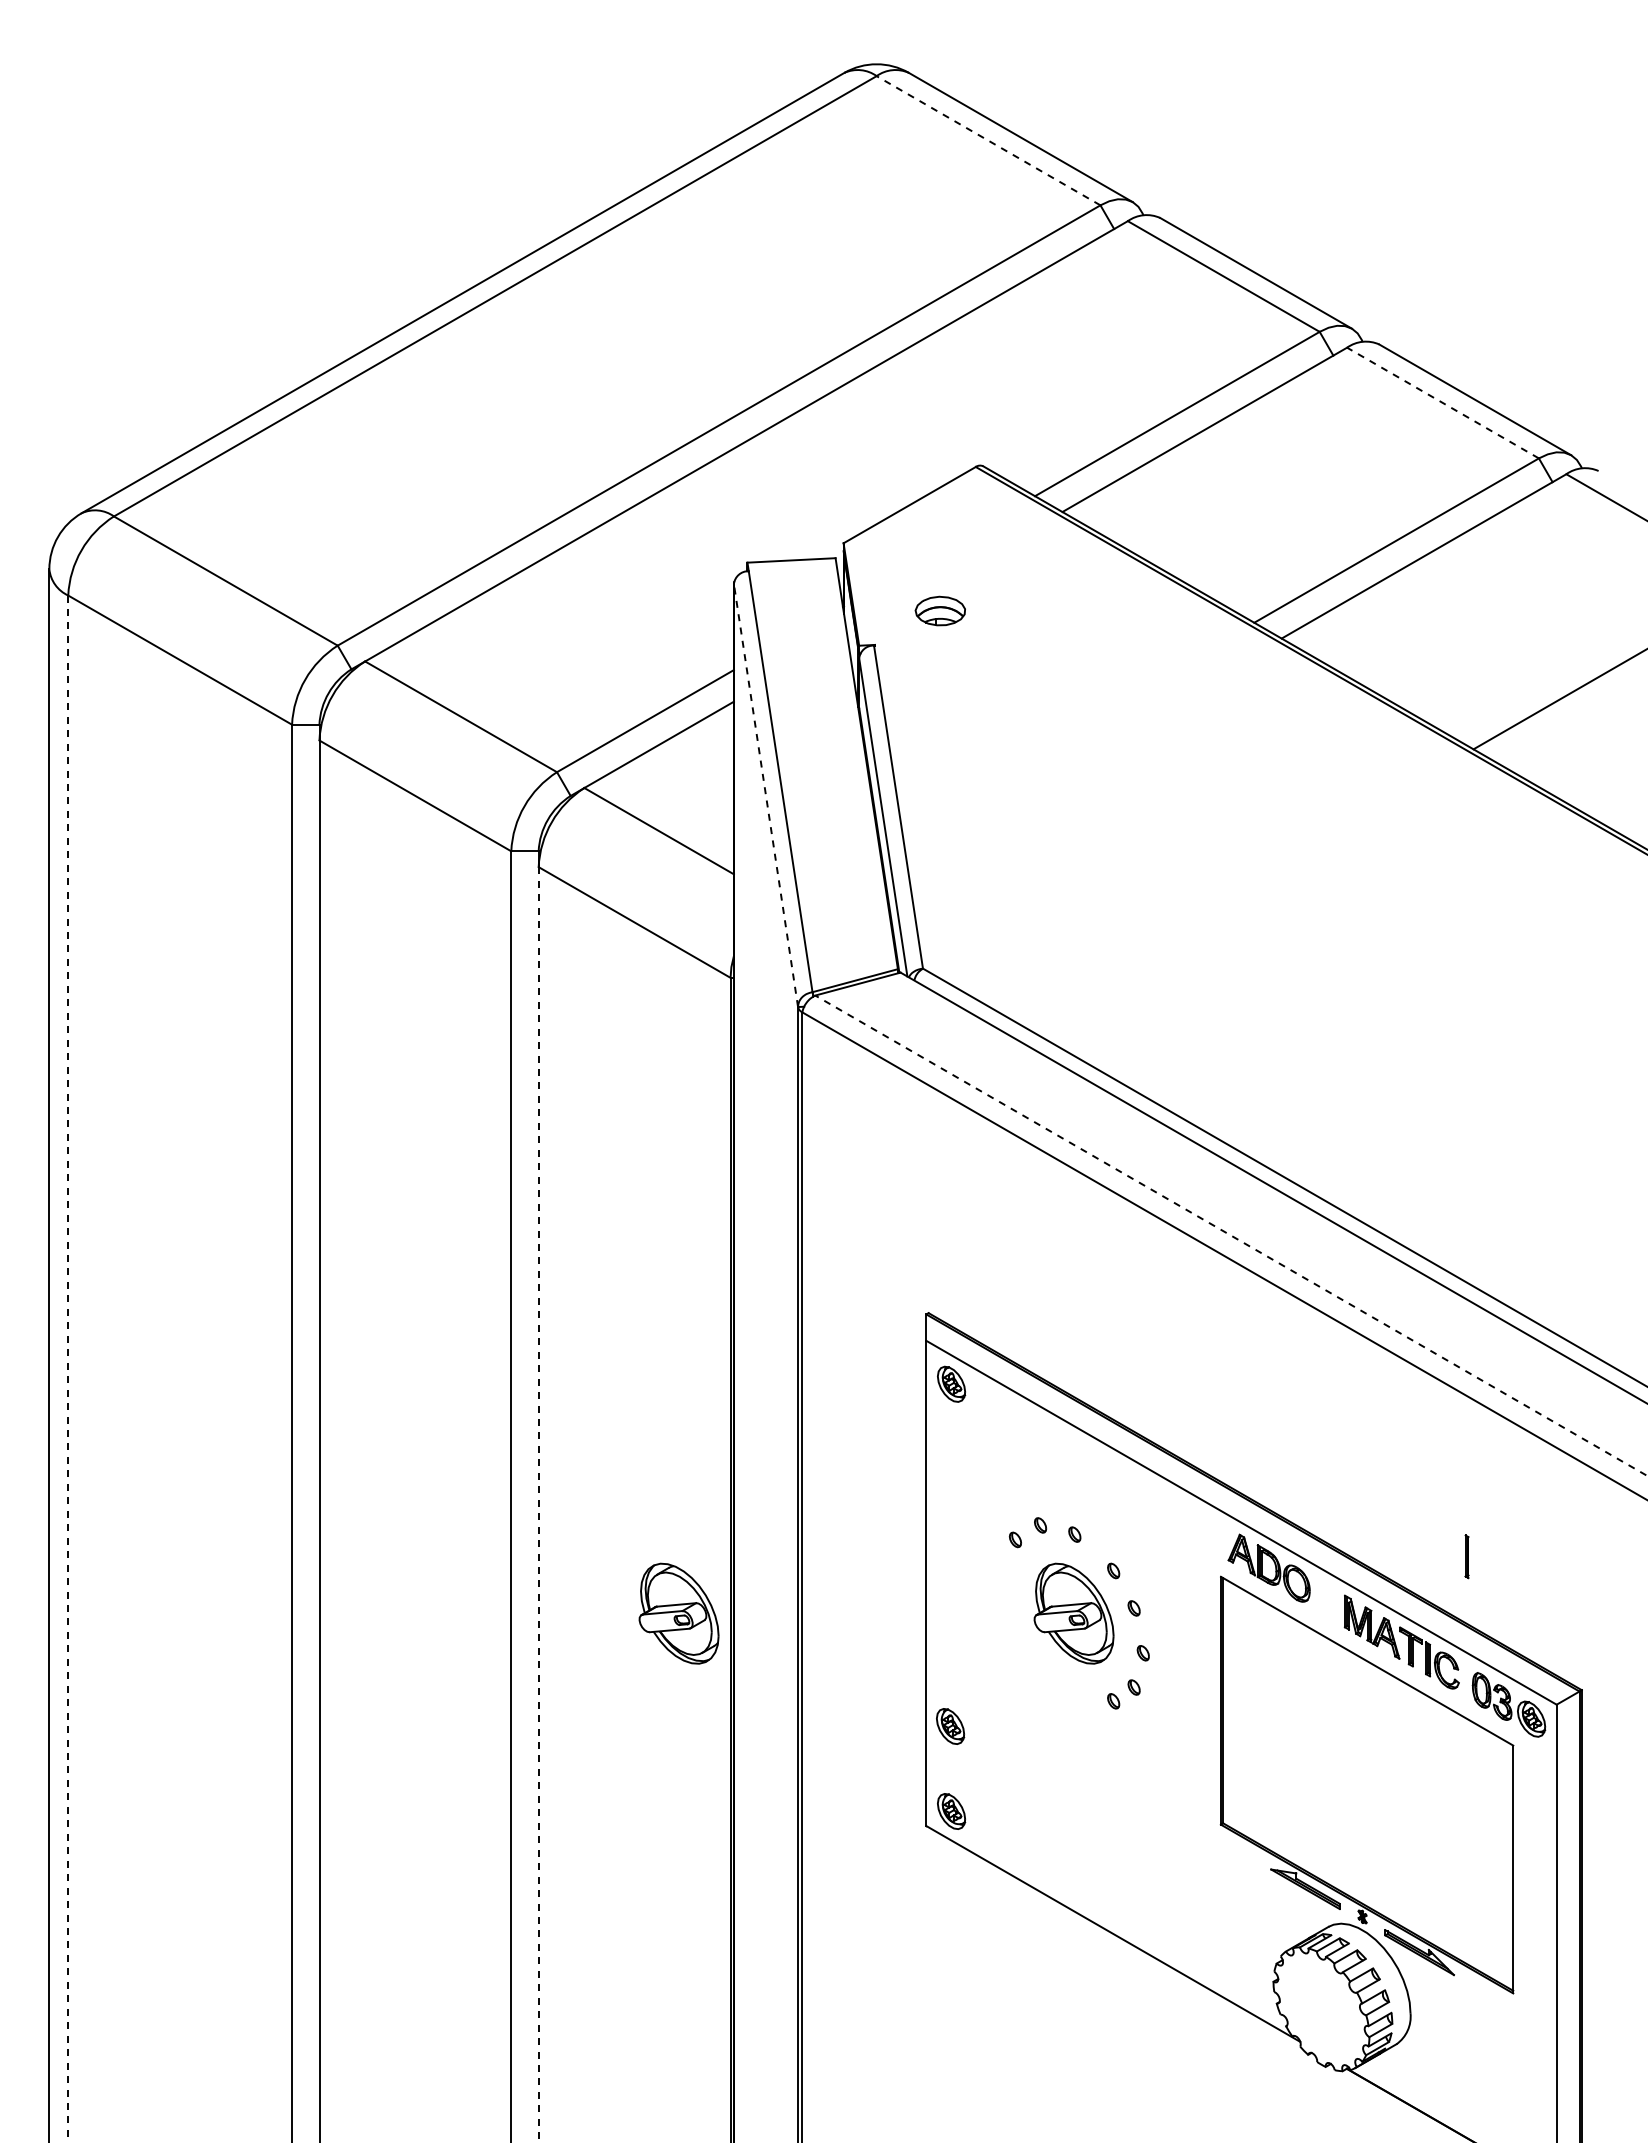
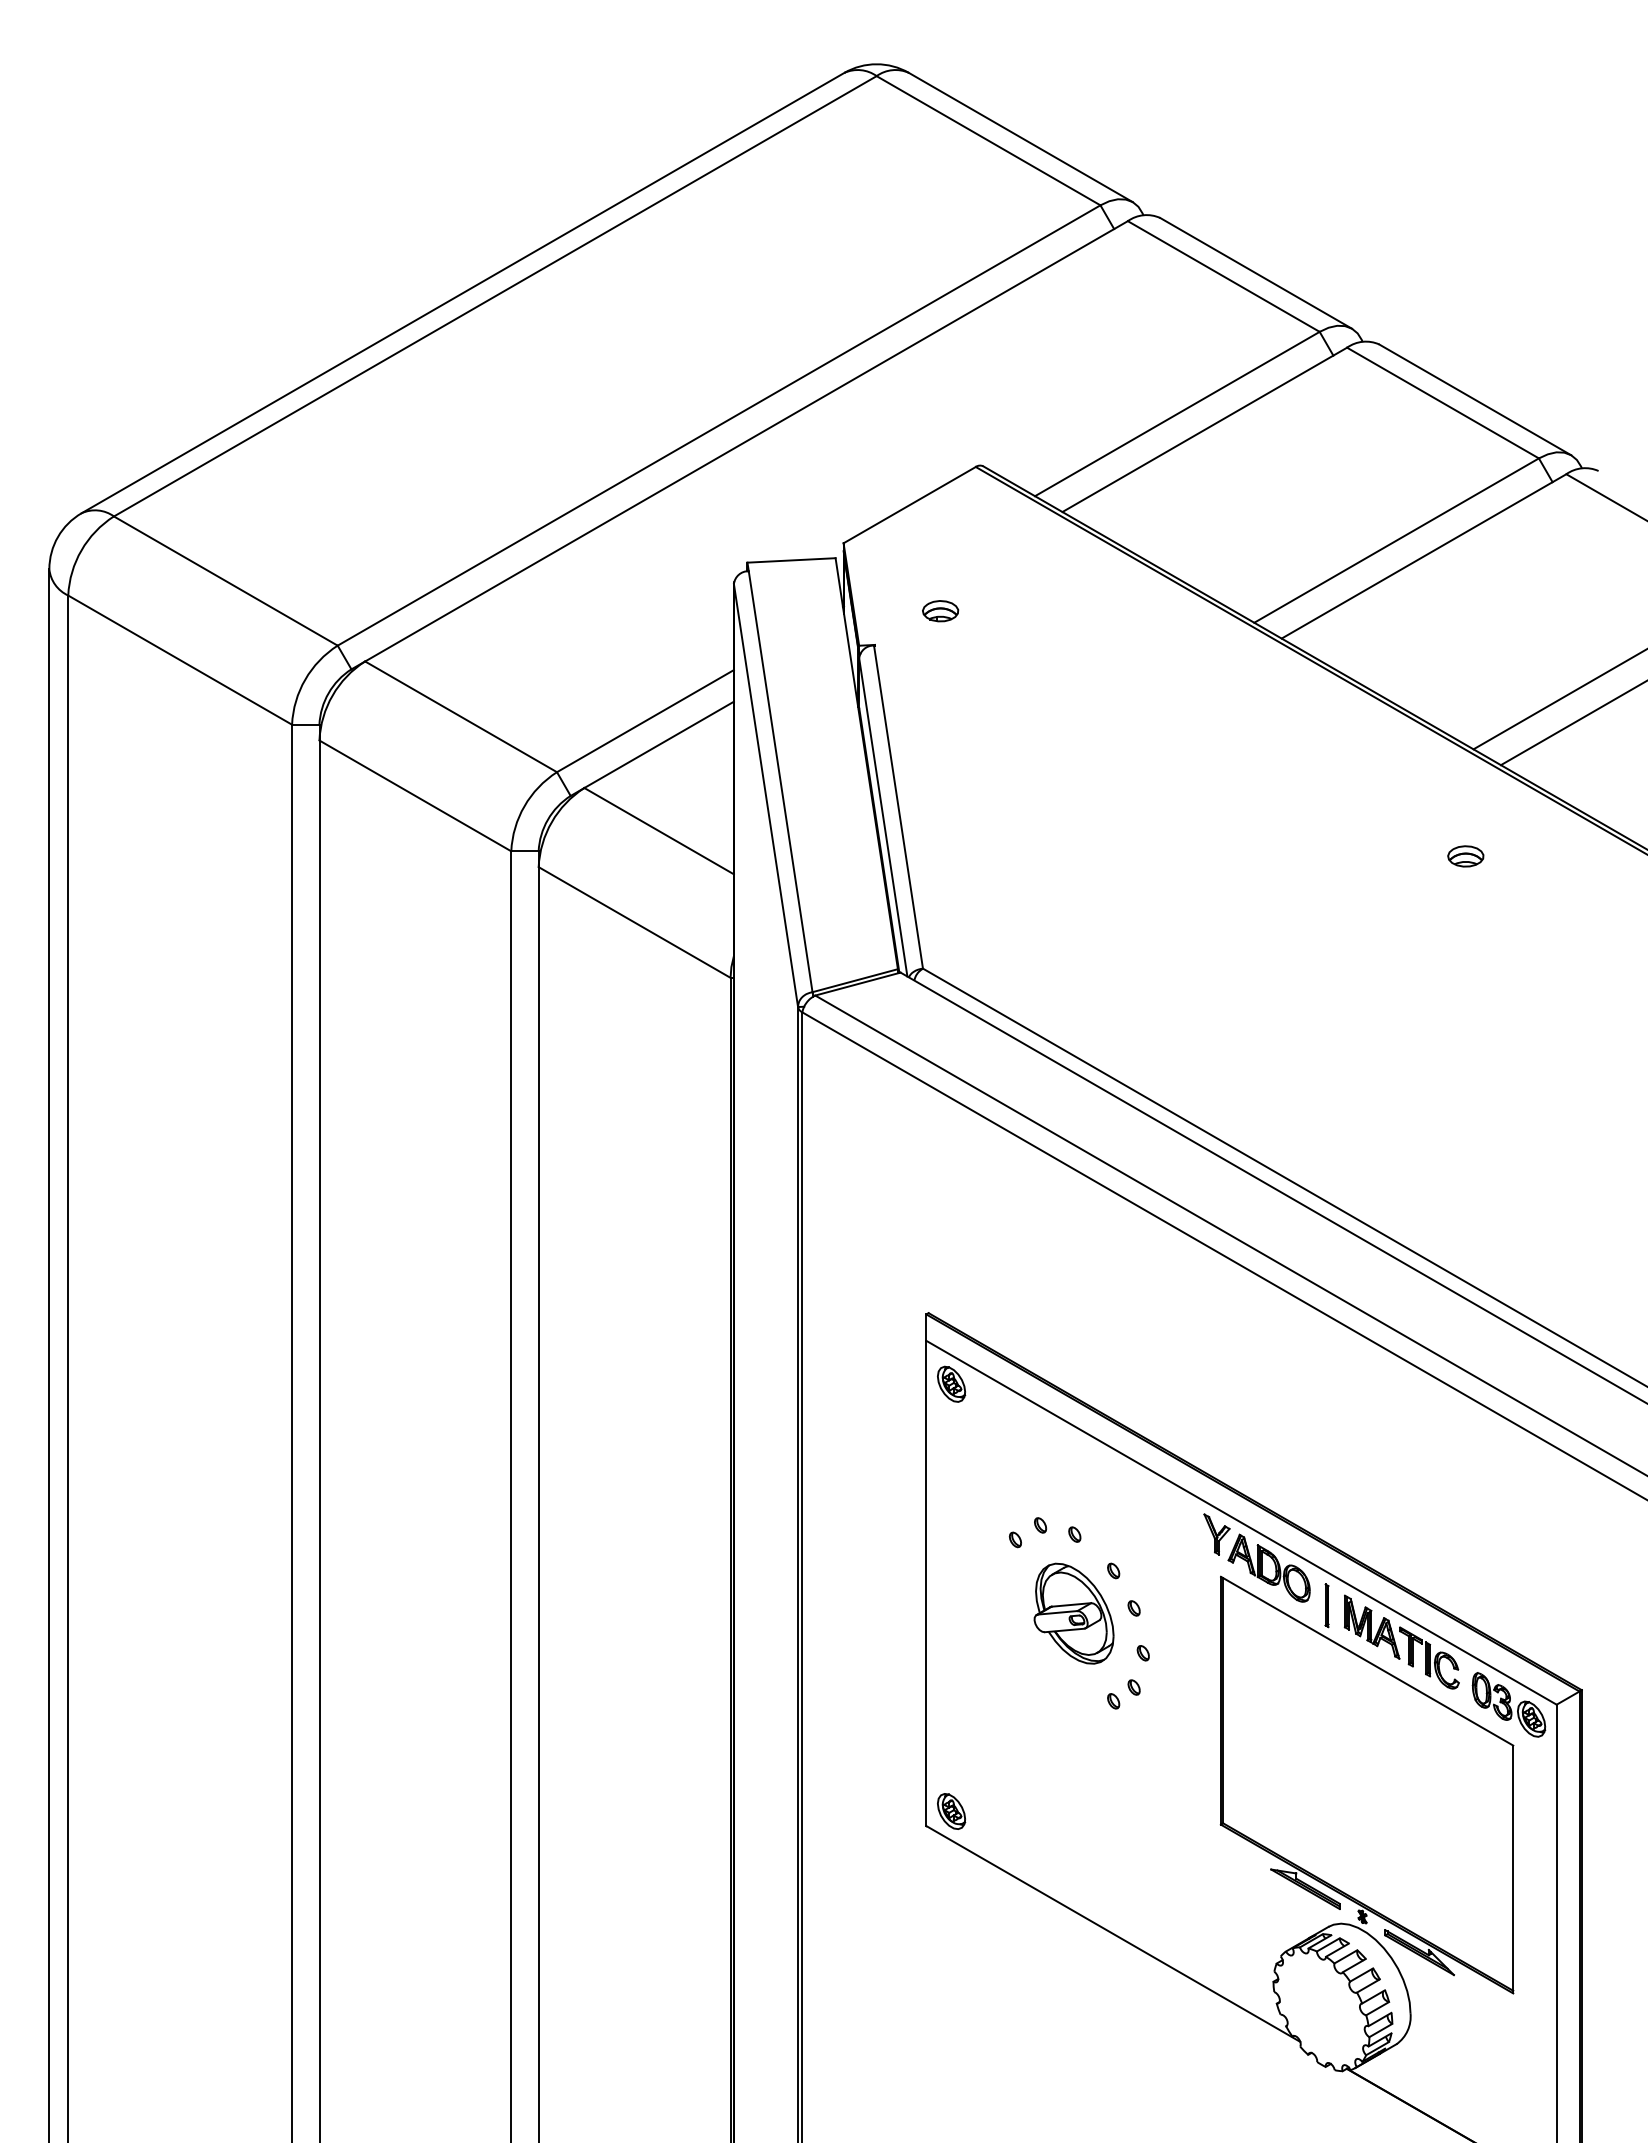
line: dashed -> solid (988, 140)
line: dashed -> solid (1443, 403)
part size: 52x32 px -> 38x23 px (940, 611)
line: none -> present (1572, 723)
line: dashed -> solid (765, 795)
part: none -> present (1465, 856)
line: dashed -> solid (1231, 1235)
line: dashed -> solid (68, 1369)
line: dashed -> solid (538, 1505)
part: none -> present (1216, 1534)
part position: (1466, 1556) -> (1326, 1605) (1326, 1605)
part: present -> none (678, 1613)
part: present -> none (950, 1726)
